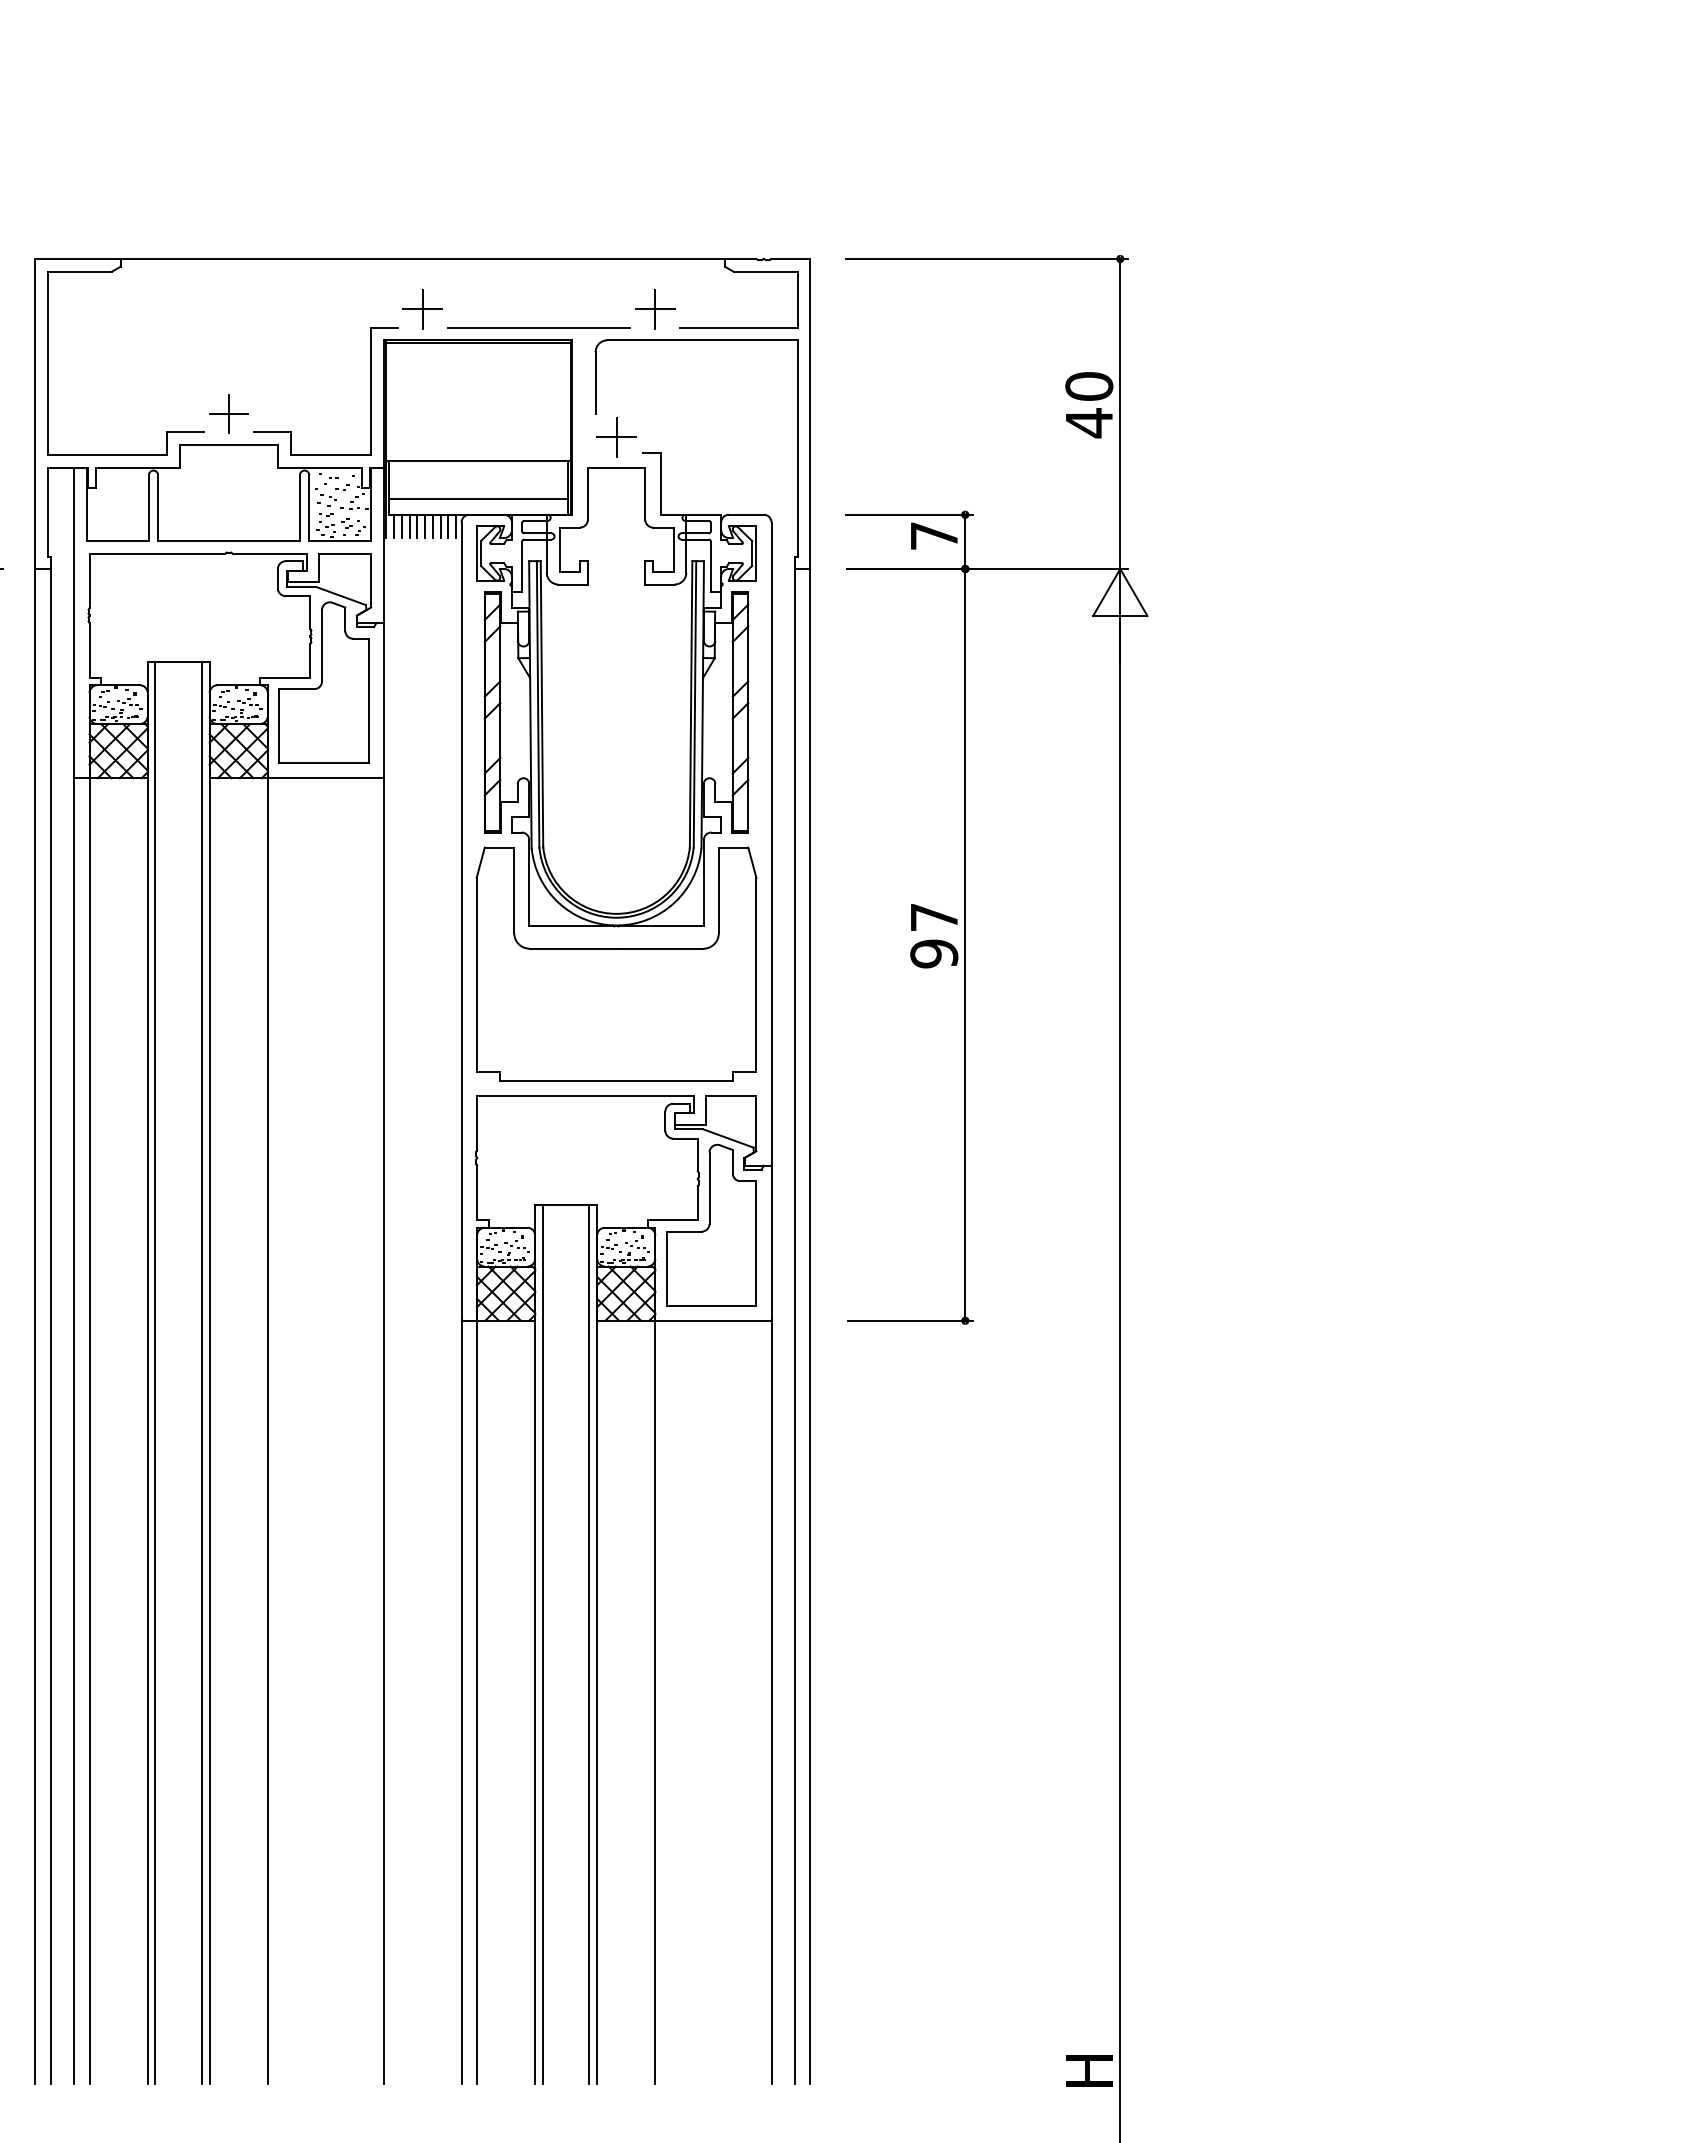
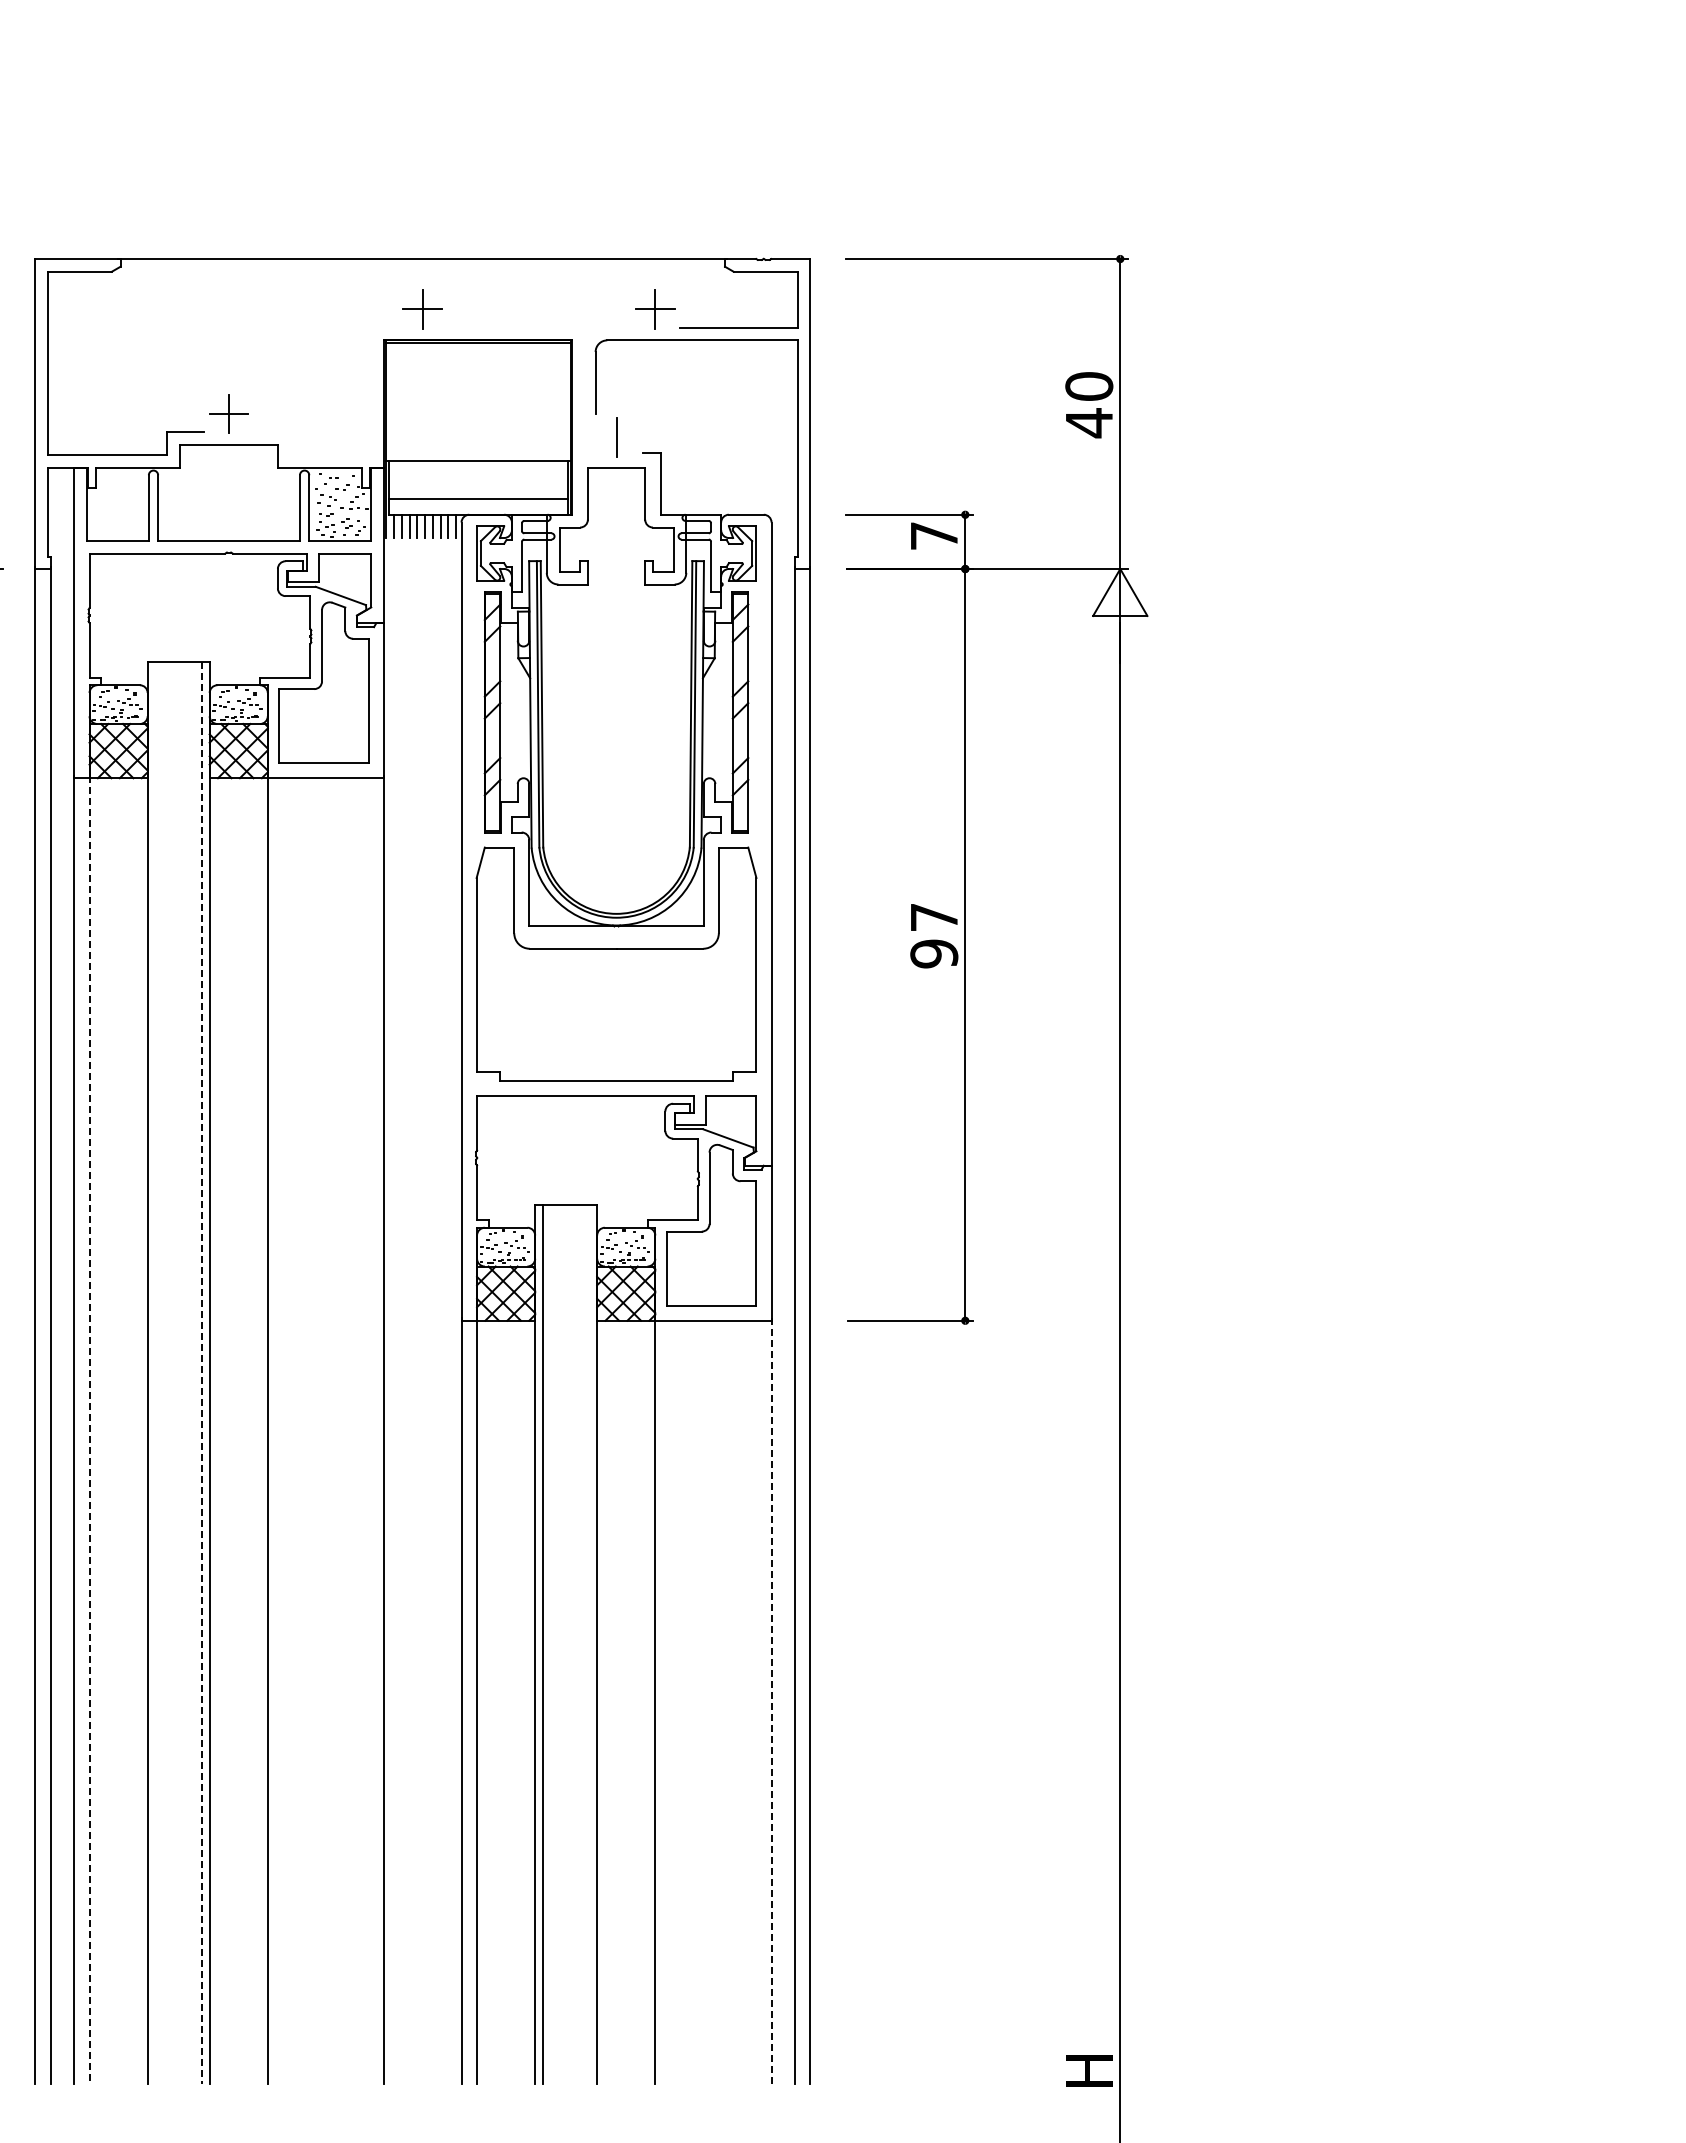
line: present -> none (538, 327)
part: present -> none (370, 391)
line: present -> none (616, 437)
line: present -> none (155, 1373)
line: solid -> dashed (201, 1373)
line: solid -> dashed (89, 1430)
line: present -> none (589, 1644)
line: solid -> dashed (771, 1701)
